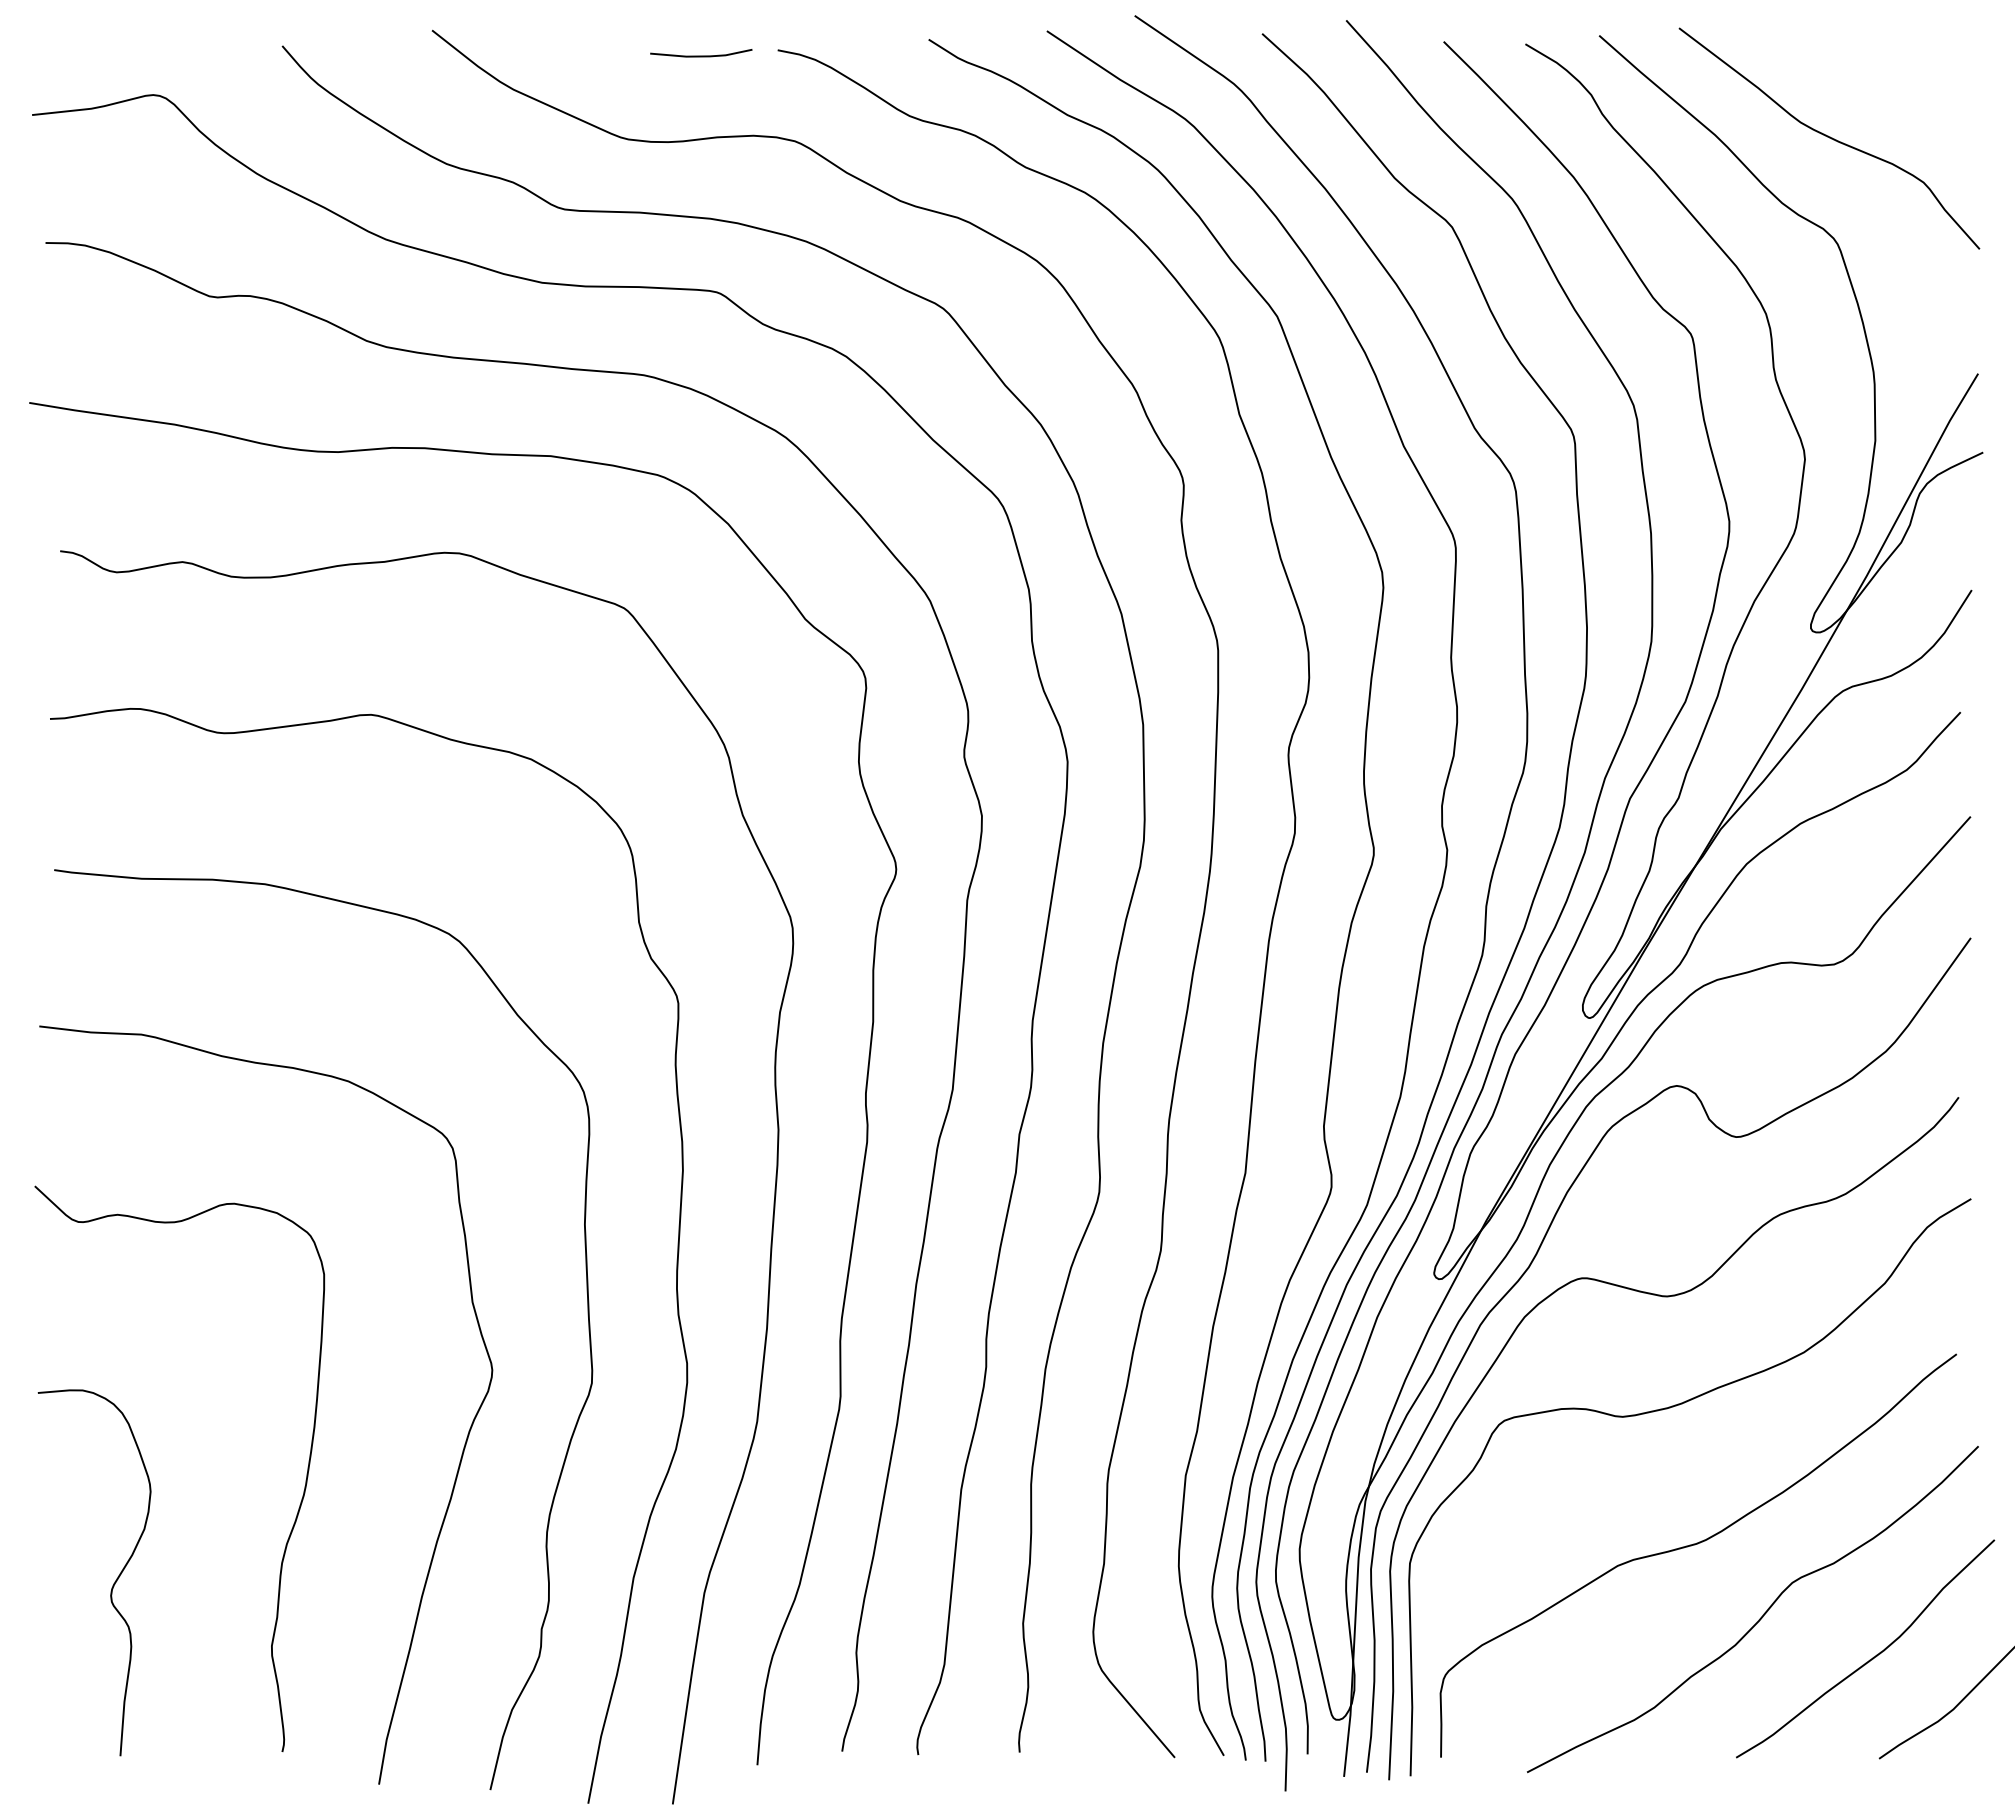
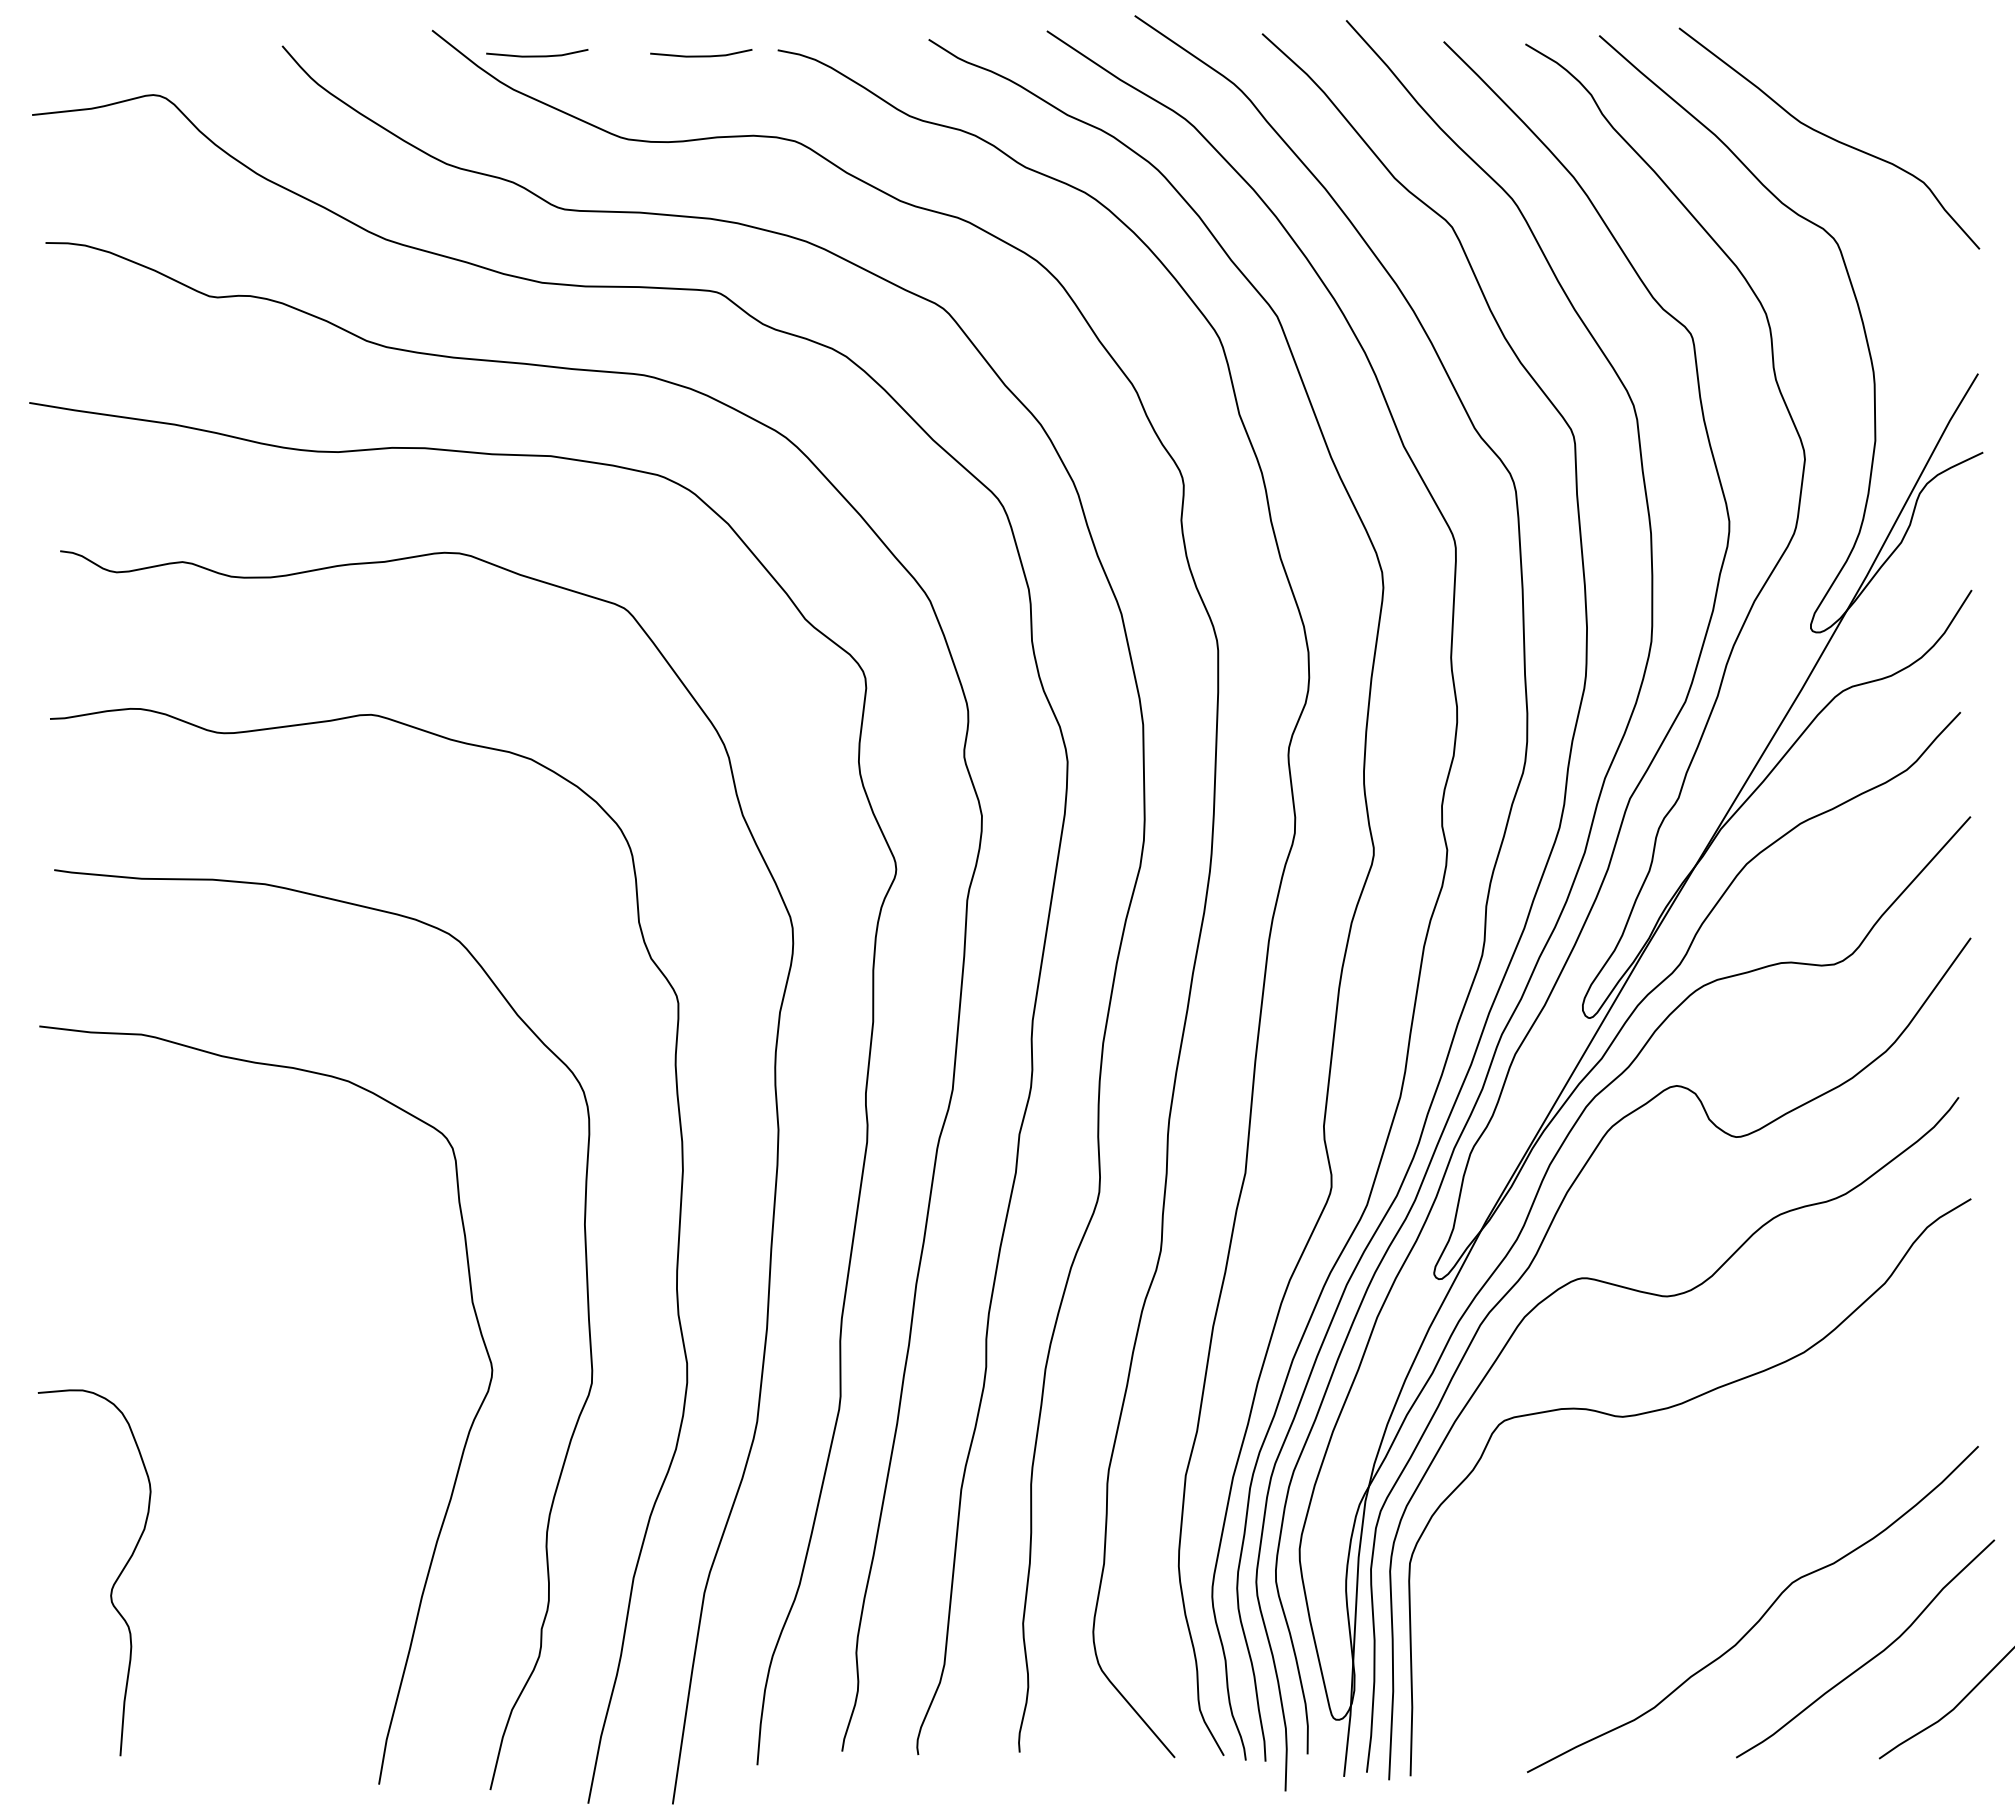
line: none -> present (537, 55)
curve: present -> none (300, 1501)
curve: present -> none (1695, 1545)
